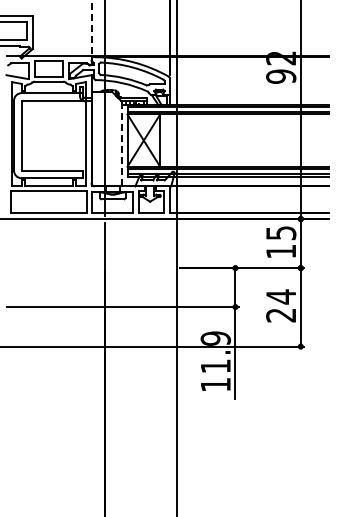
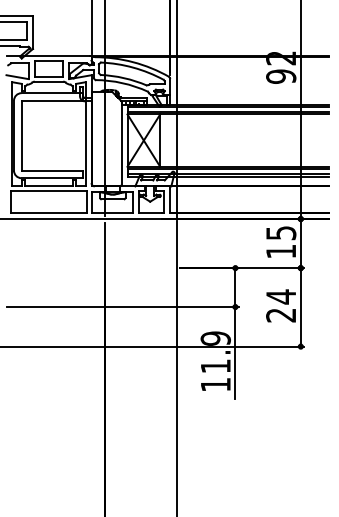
line: dashed -> solid (91, 26)
line: dashed -> solid (121, 143)
